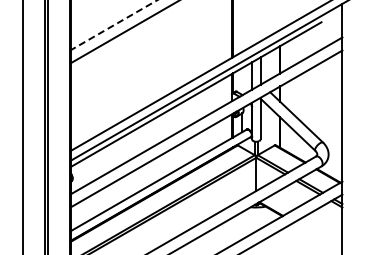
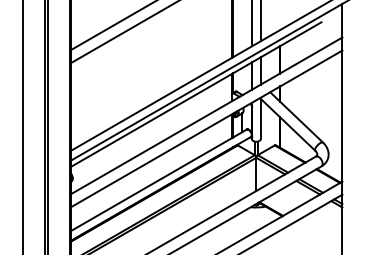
line: none -> present (260, 21)
line: none -> present (252, 24)
line: dashed -> solid (114, 25)
